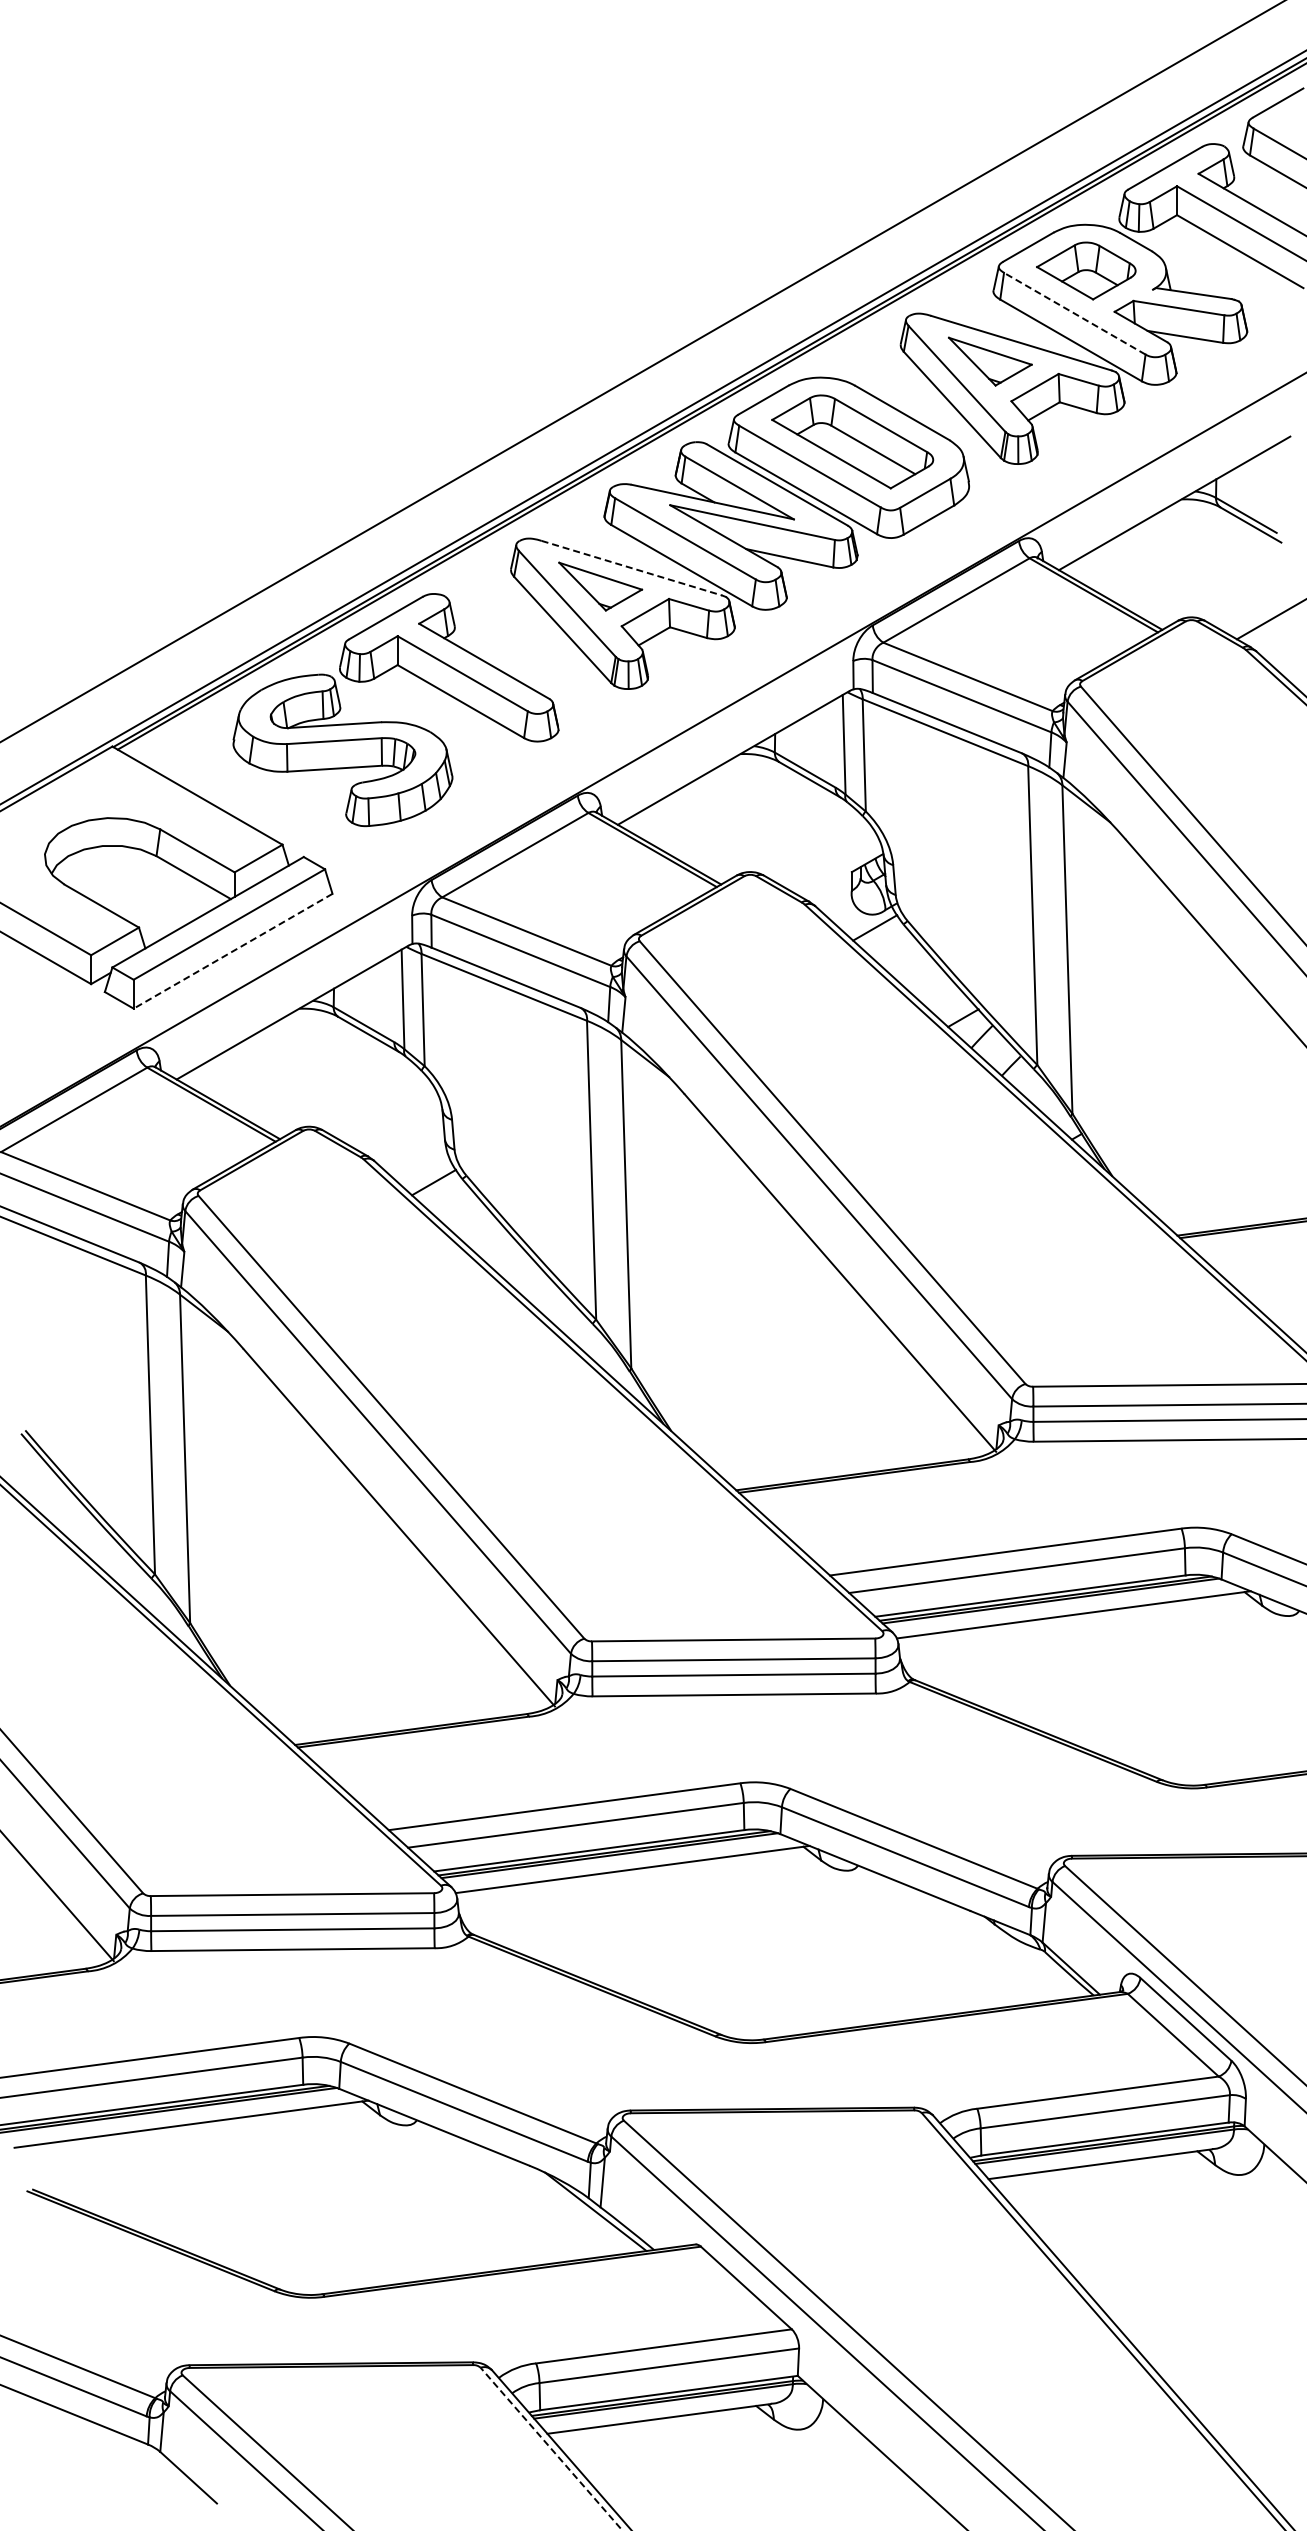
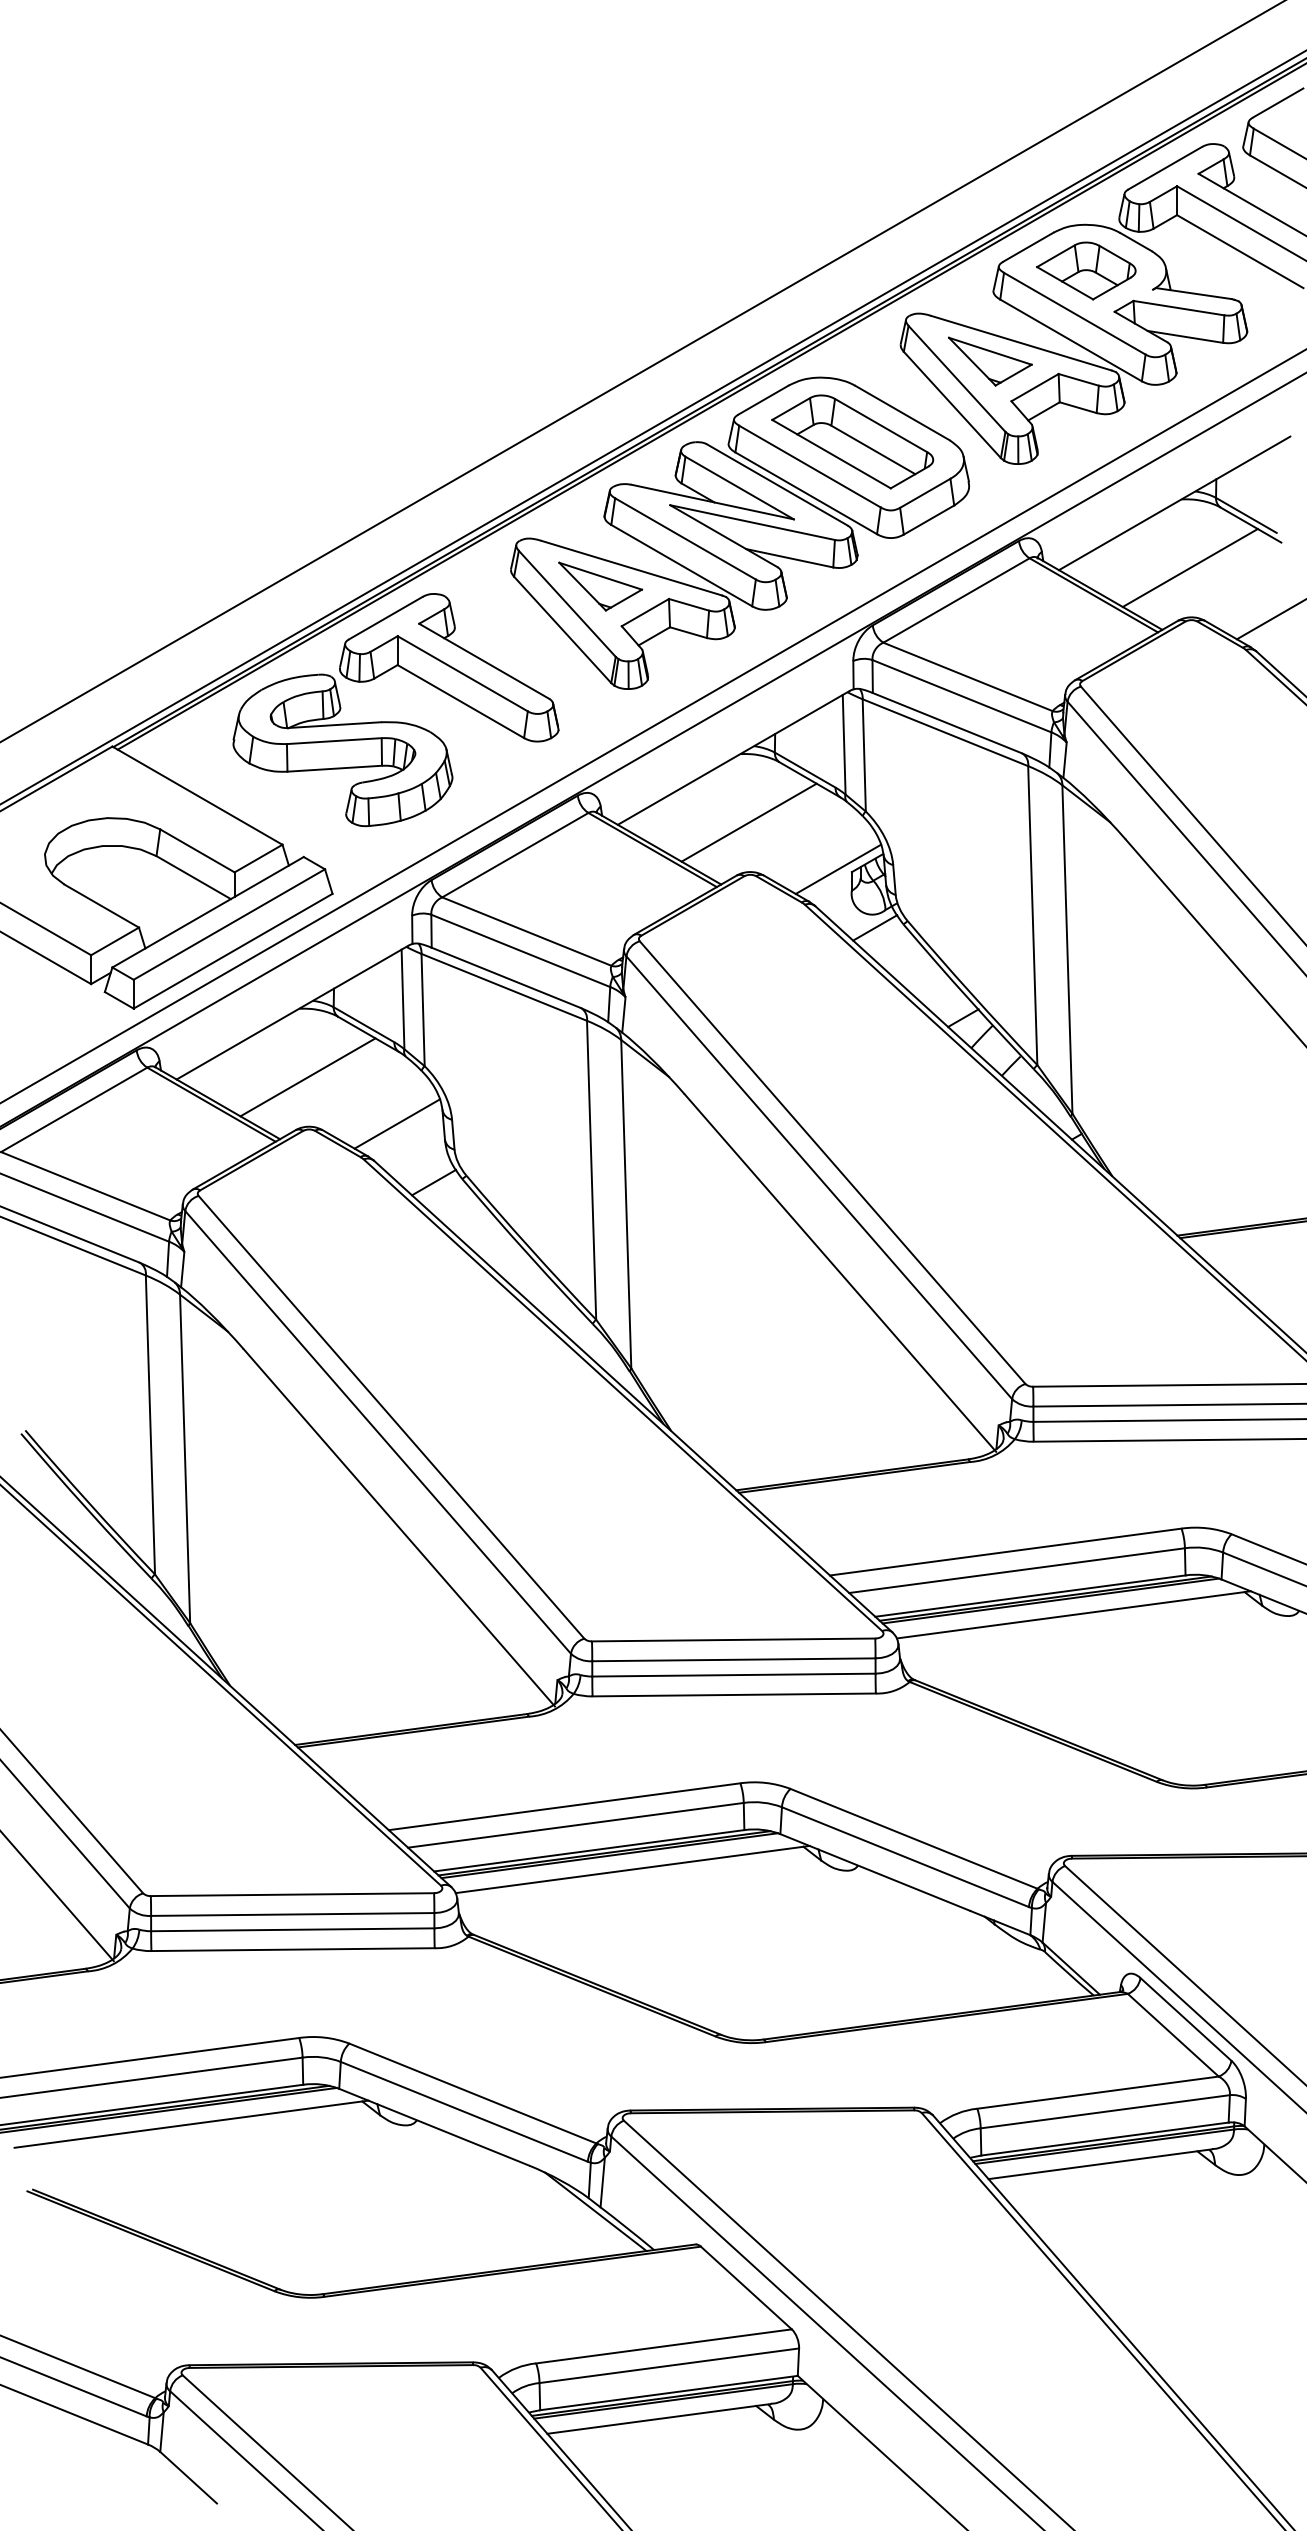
line: dashed -> solid (1074, 313)
line: dashed -> solid (632, 568)
line: none -> present (1189, 568)
line: none -> present (652, 726)
line: none -> present (748, 822)
line: none -> present (838, 868)
line: dashed -> solid (233, 951)
line: none -> present (307, 1077)
line: none -> present (396, 1123)
line: dashed -> solid (551, 2449)
